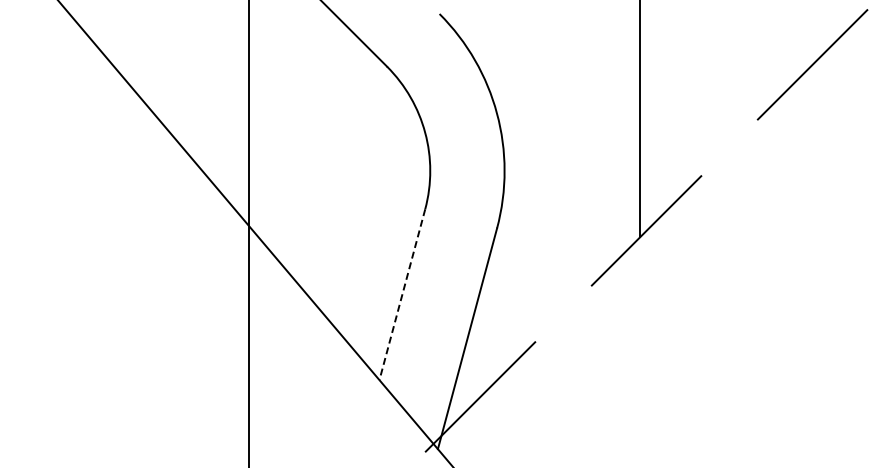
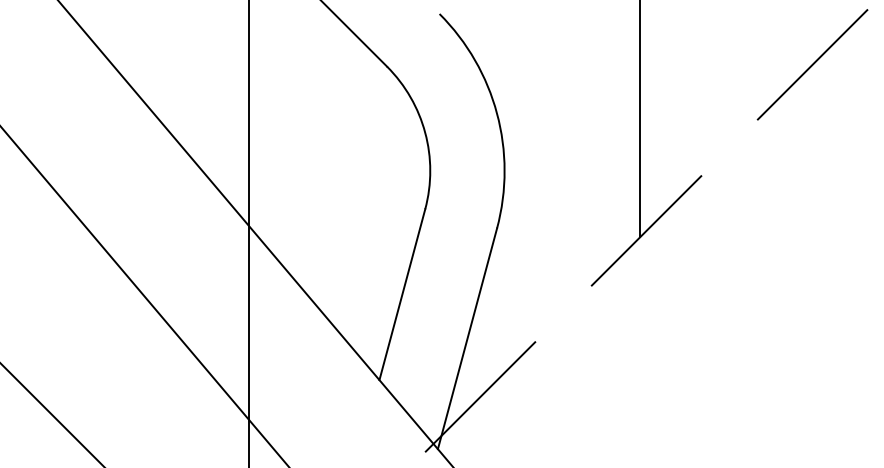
line: dashed -> solid (402, 295)
line: none -> present (144, 296)
line: none -> present (51, 414)
